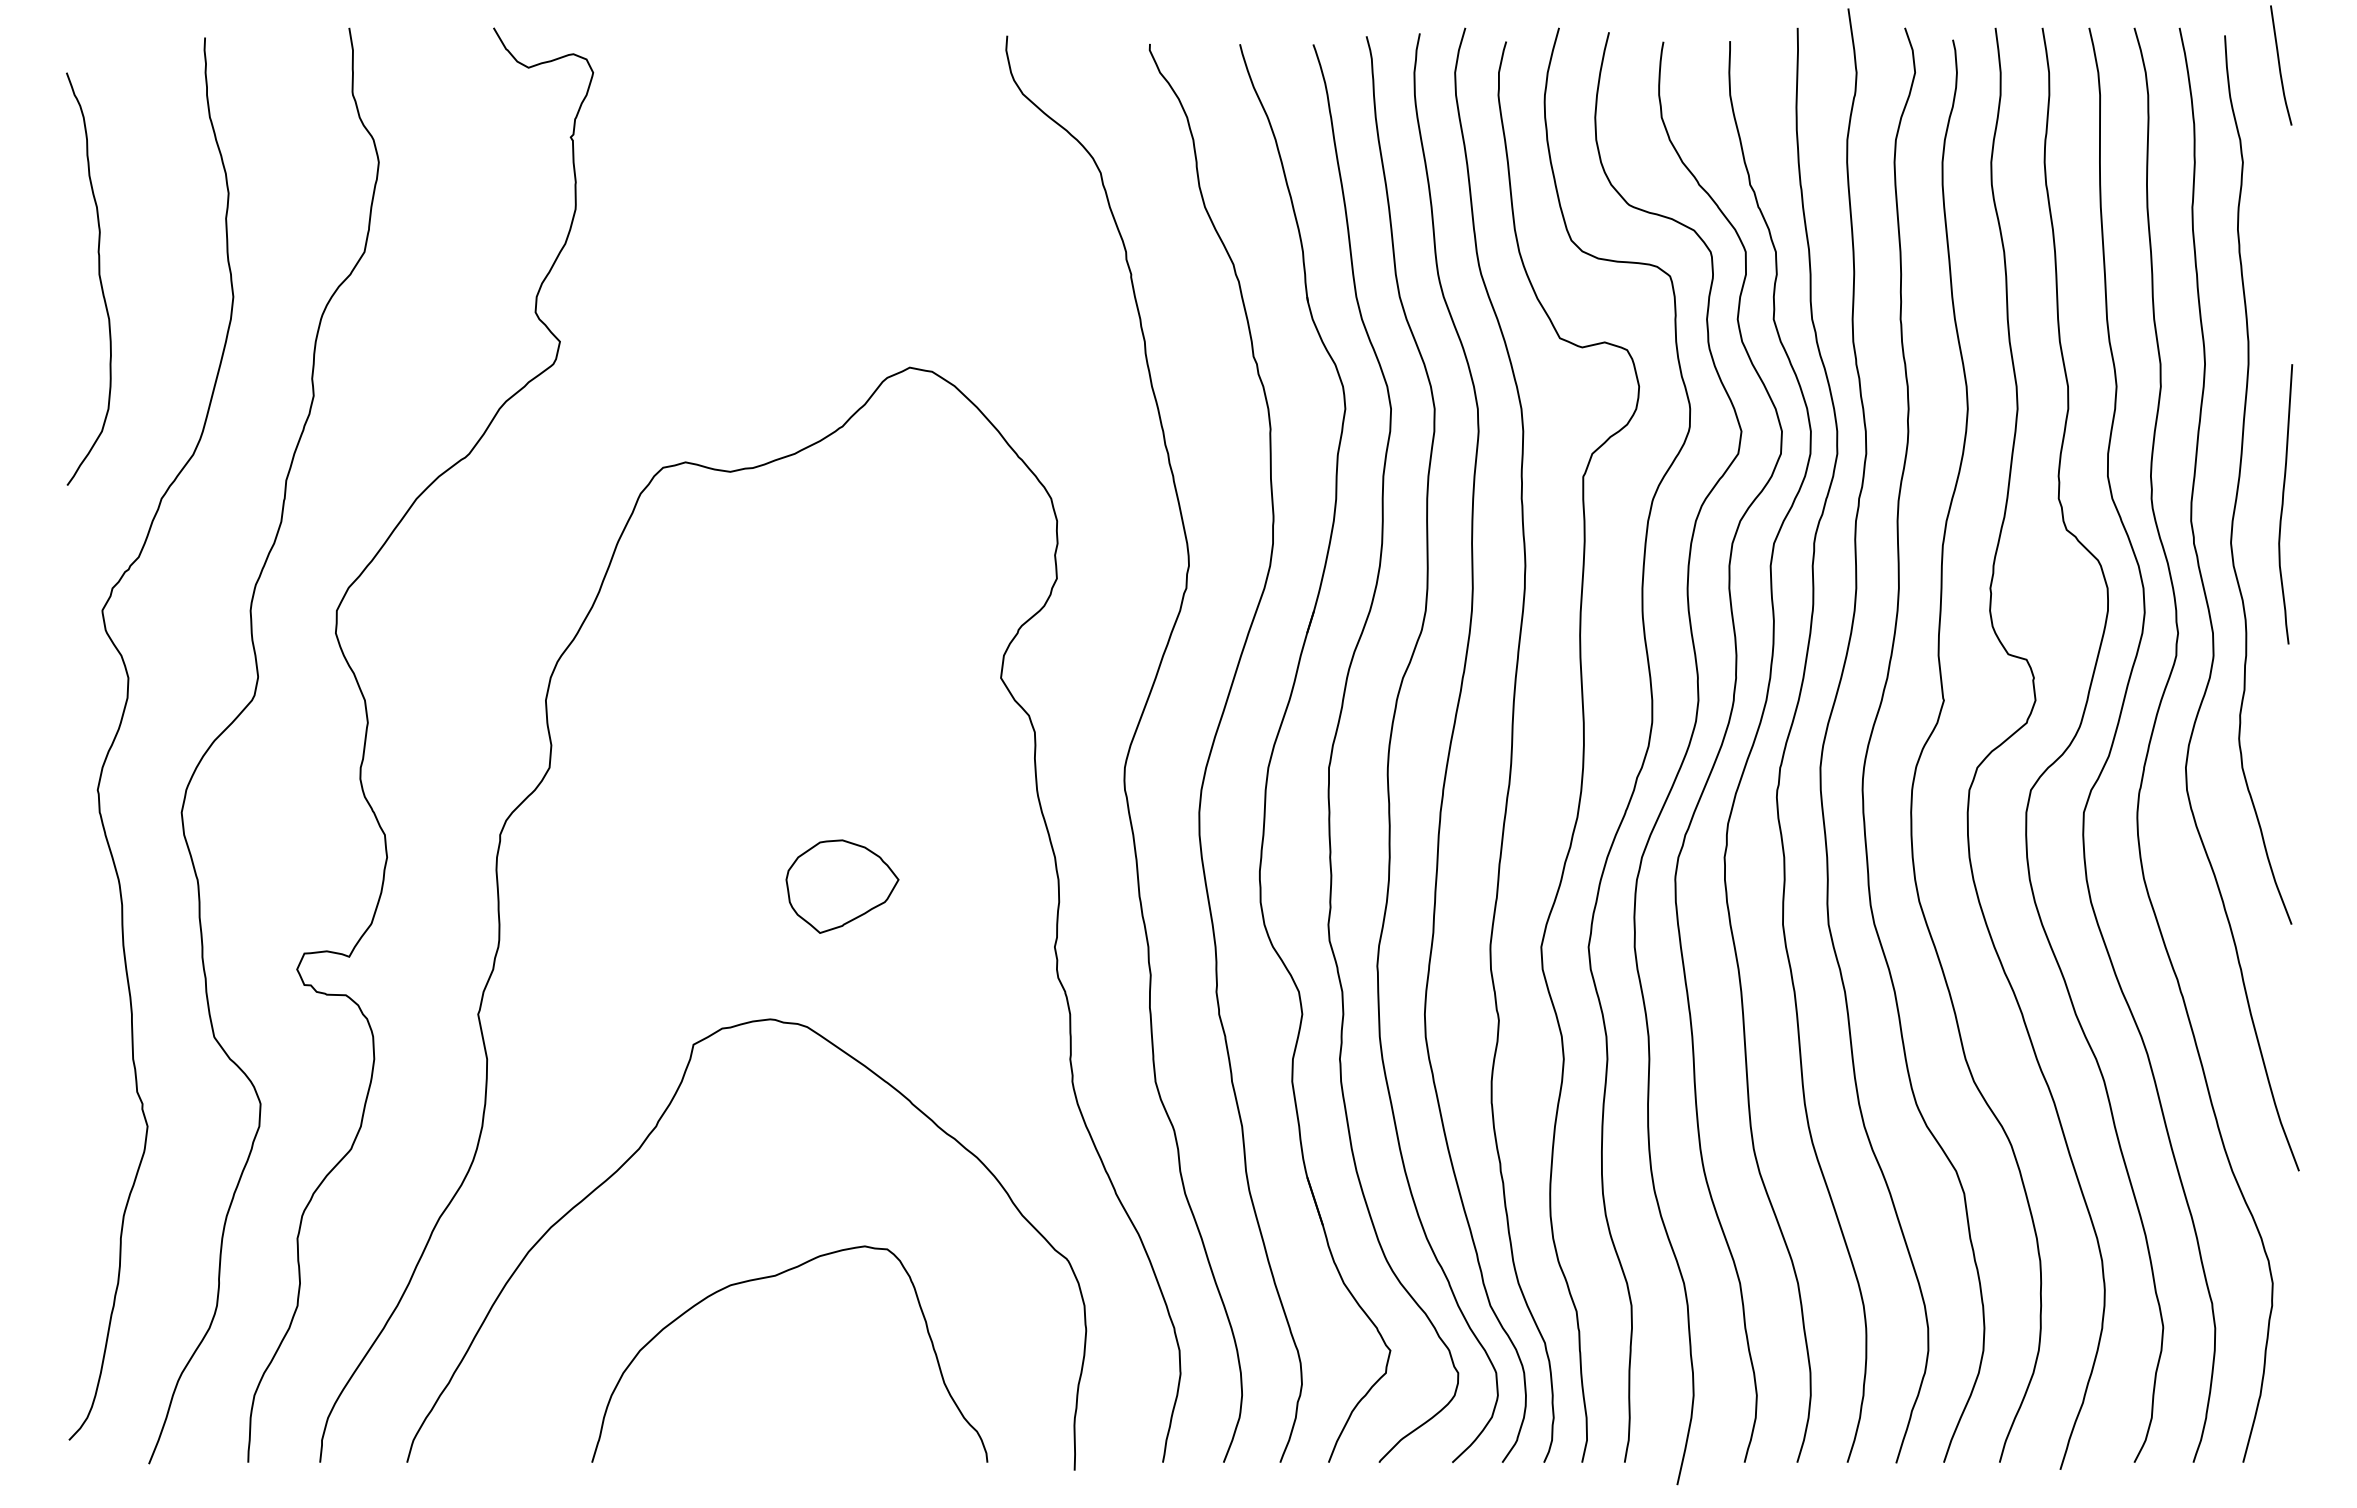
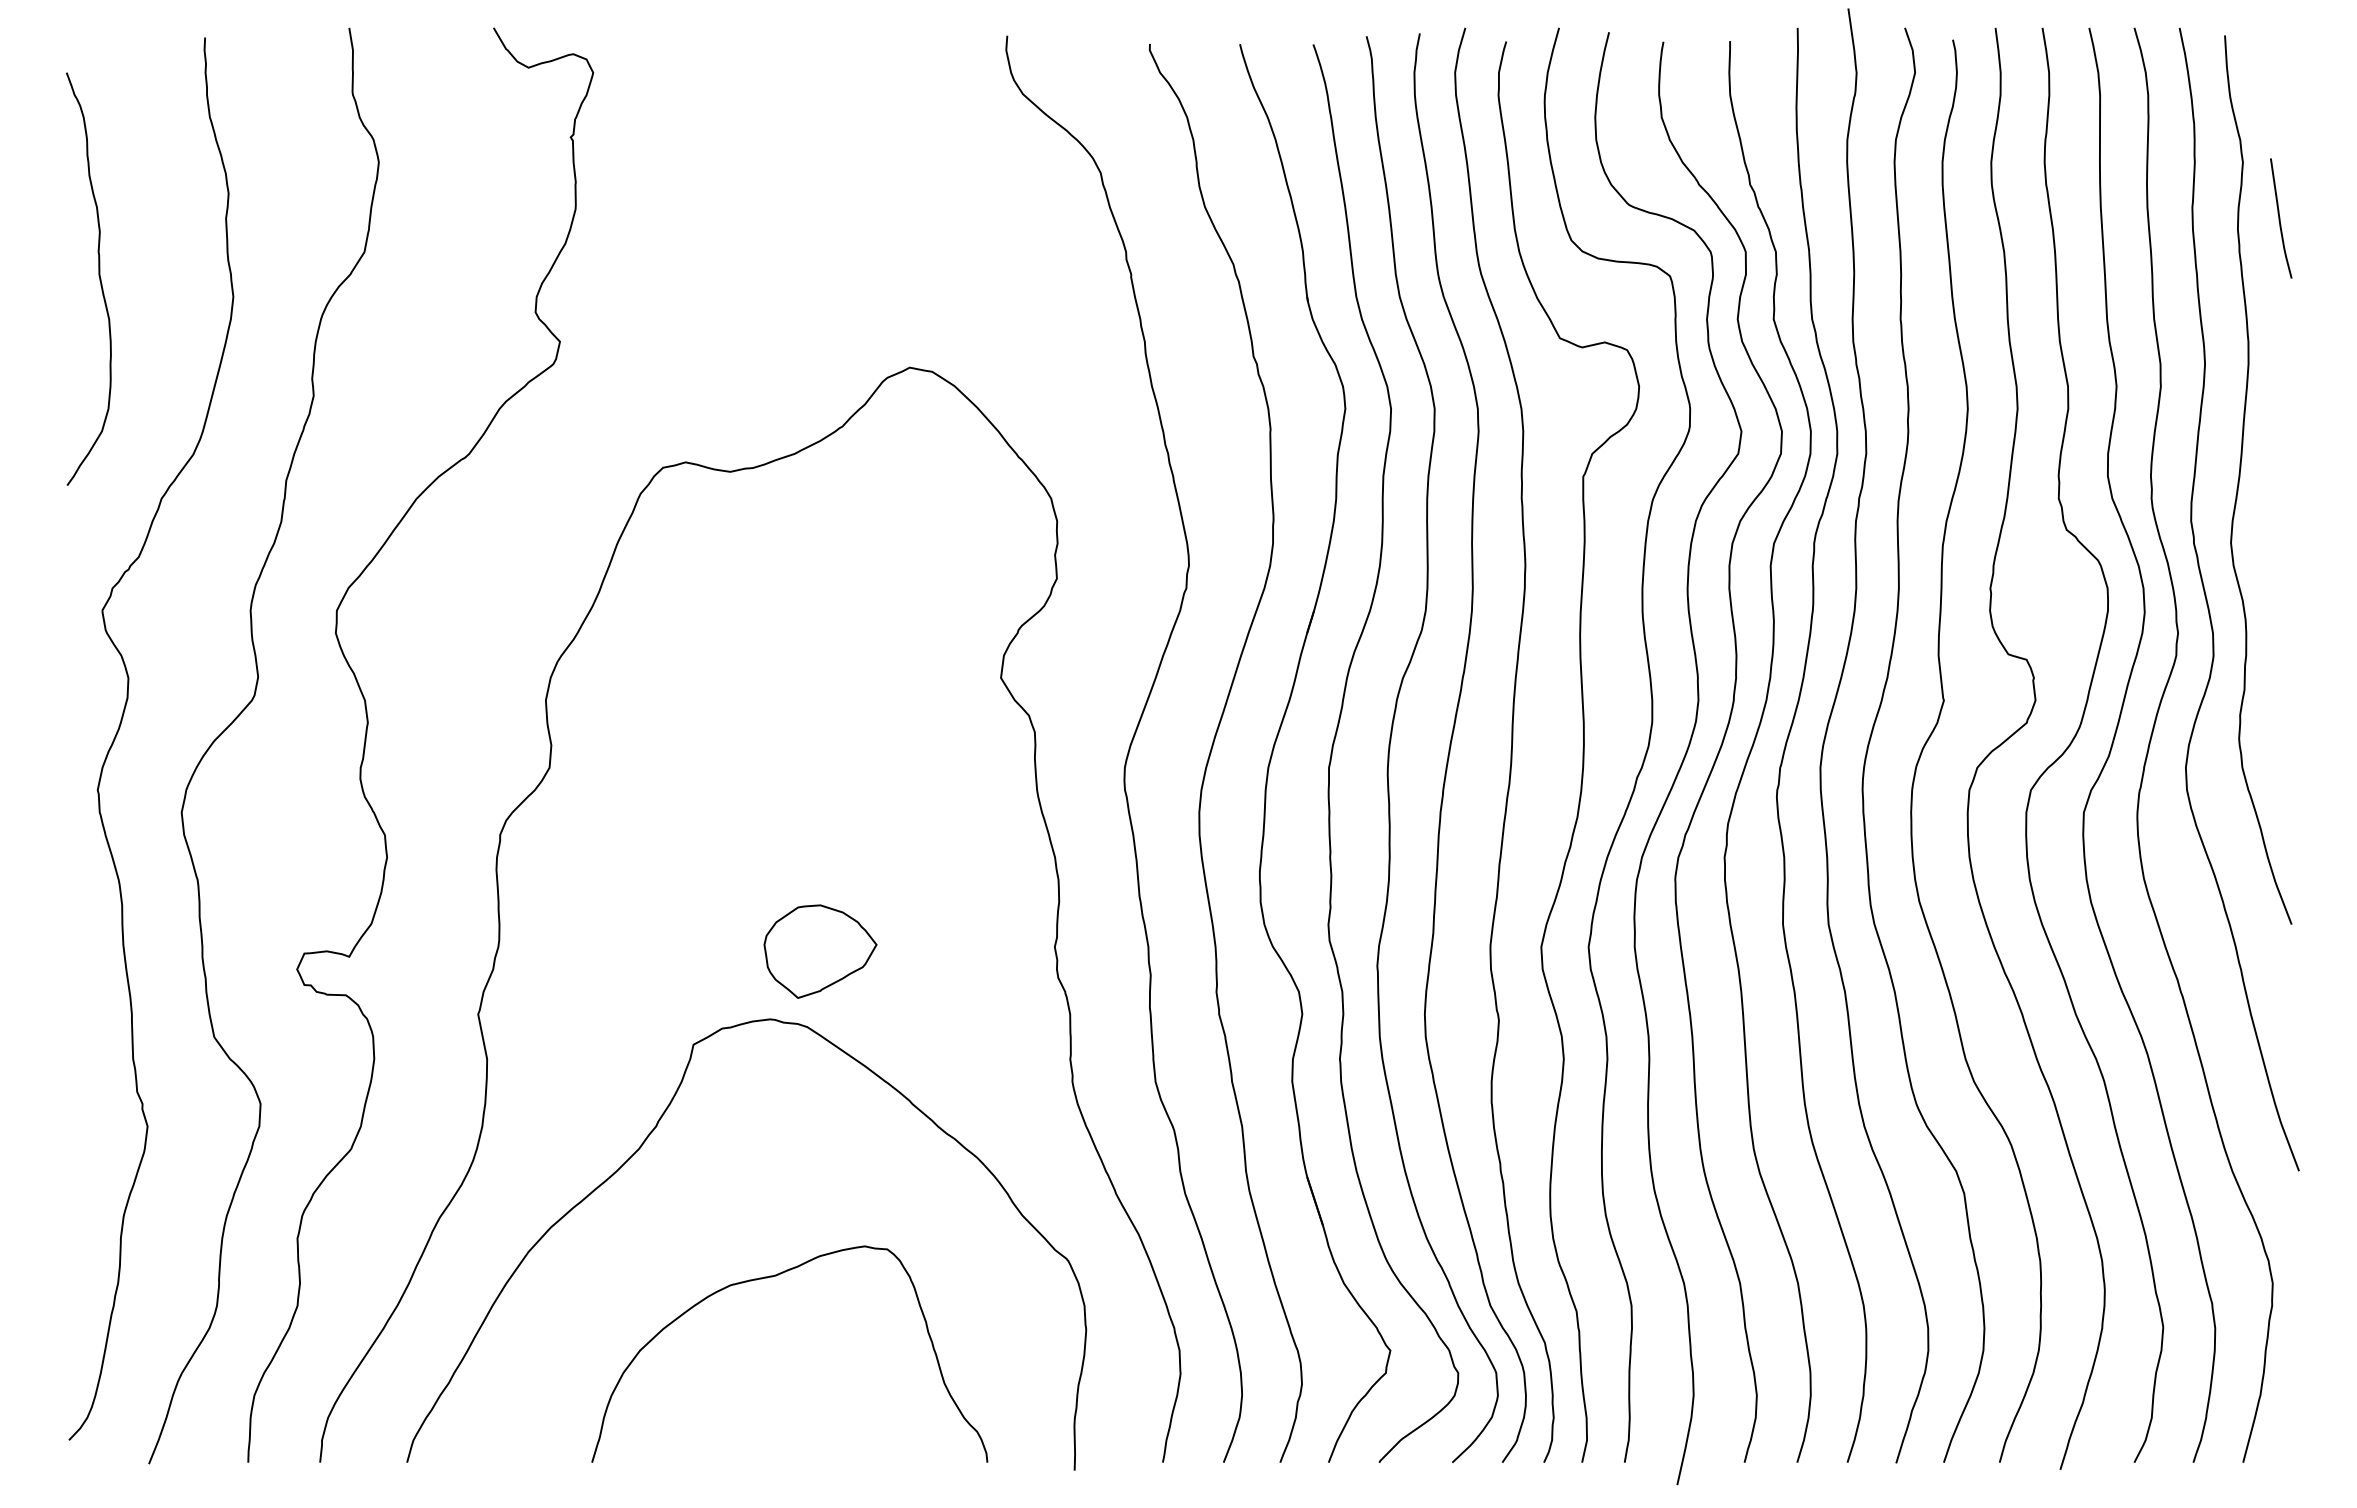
curve position: (2280, 65) -> (2280, 218) (2280, 218)
curve: present -> none (2283, 504)
part position: (842, 886) -> (820, 951) (820, 951)
